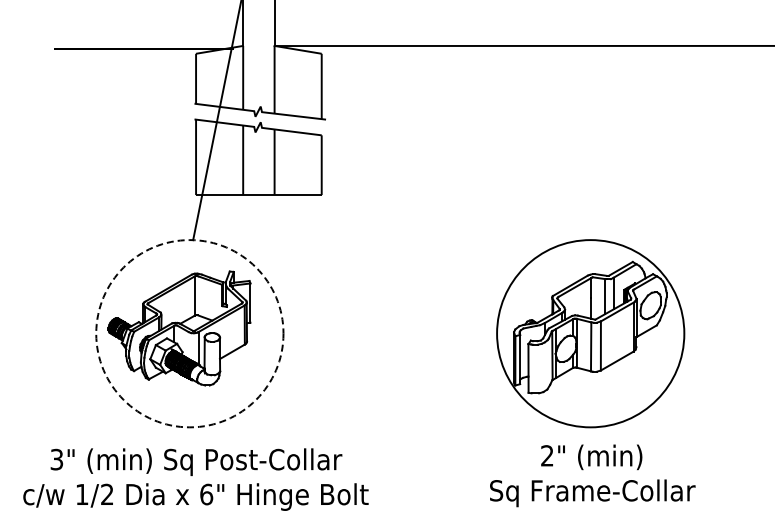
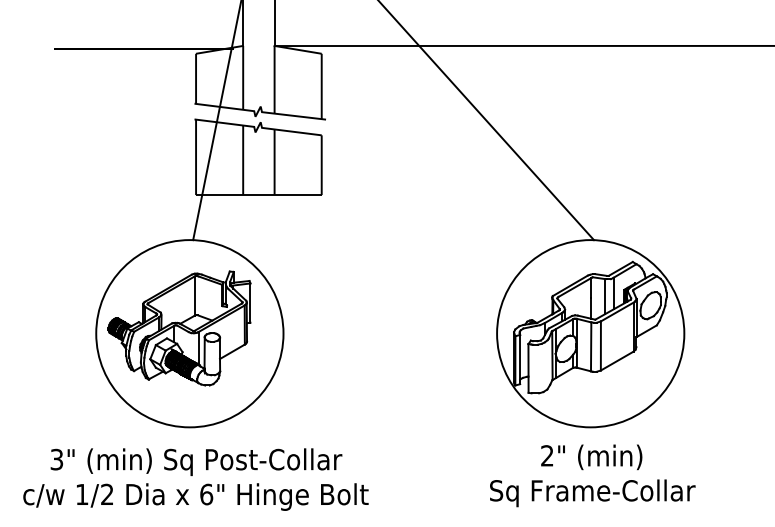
line: none -> present (487, 121)
circle: dashed -> solid (189, 333)
